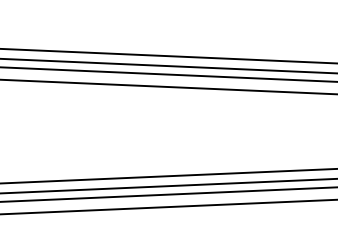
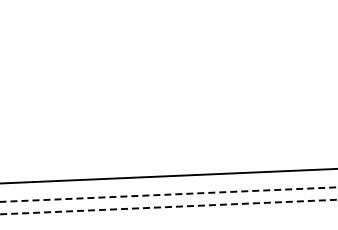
line: present -> none (168, 55)
line: present -> none (168, 65)
line: present -> none (168, 74)
line: present -> none (168, 86)
line: present -> none (168, 186)
line: solid -> dashed (169, 194)
line: solid -> dashed (168, 207)
